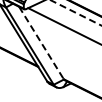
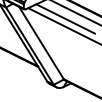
line: dashed -> solid (76, 13)
line: none -> present (65, 18)
line: dashed -> solid (41, 43)
